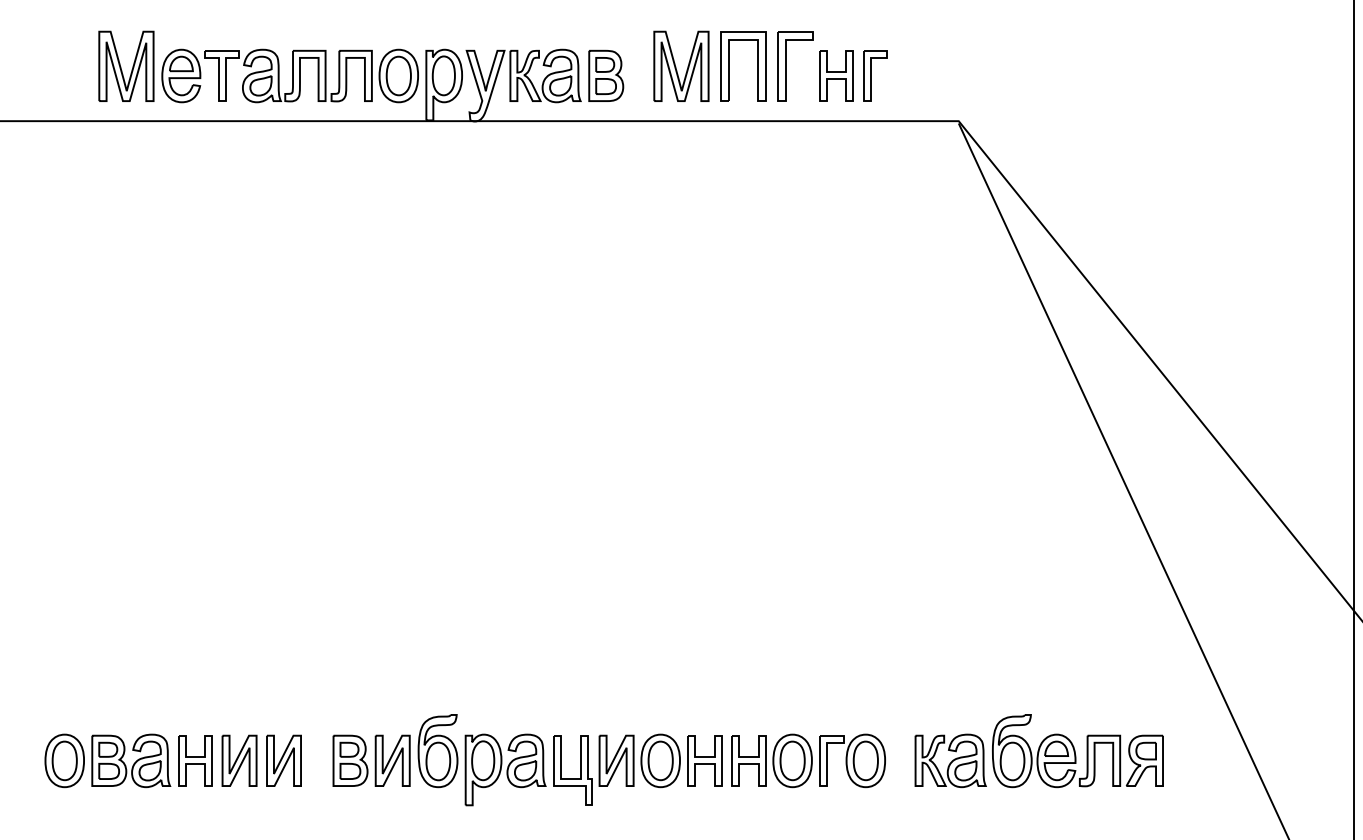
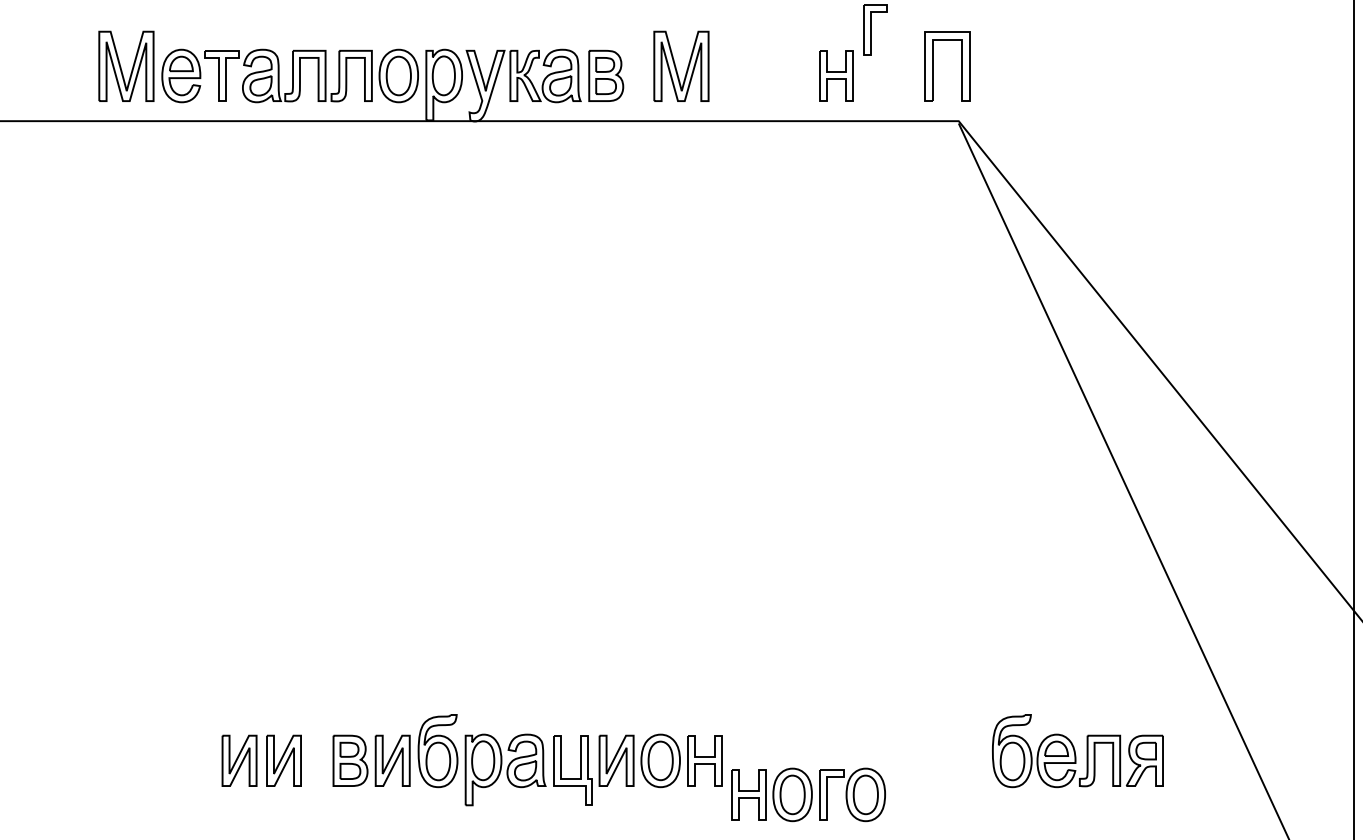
part position: (729, 66) -> (933, 66) (933, 66)
part: present -> none (786, 66)
part position: (875, 75) -> (875, 29) (875, 29)
part: present -> none (128, 760)
part position: (808, 760) -> (808, 794) (808, 794)
part: present -> none (950, 760)
